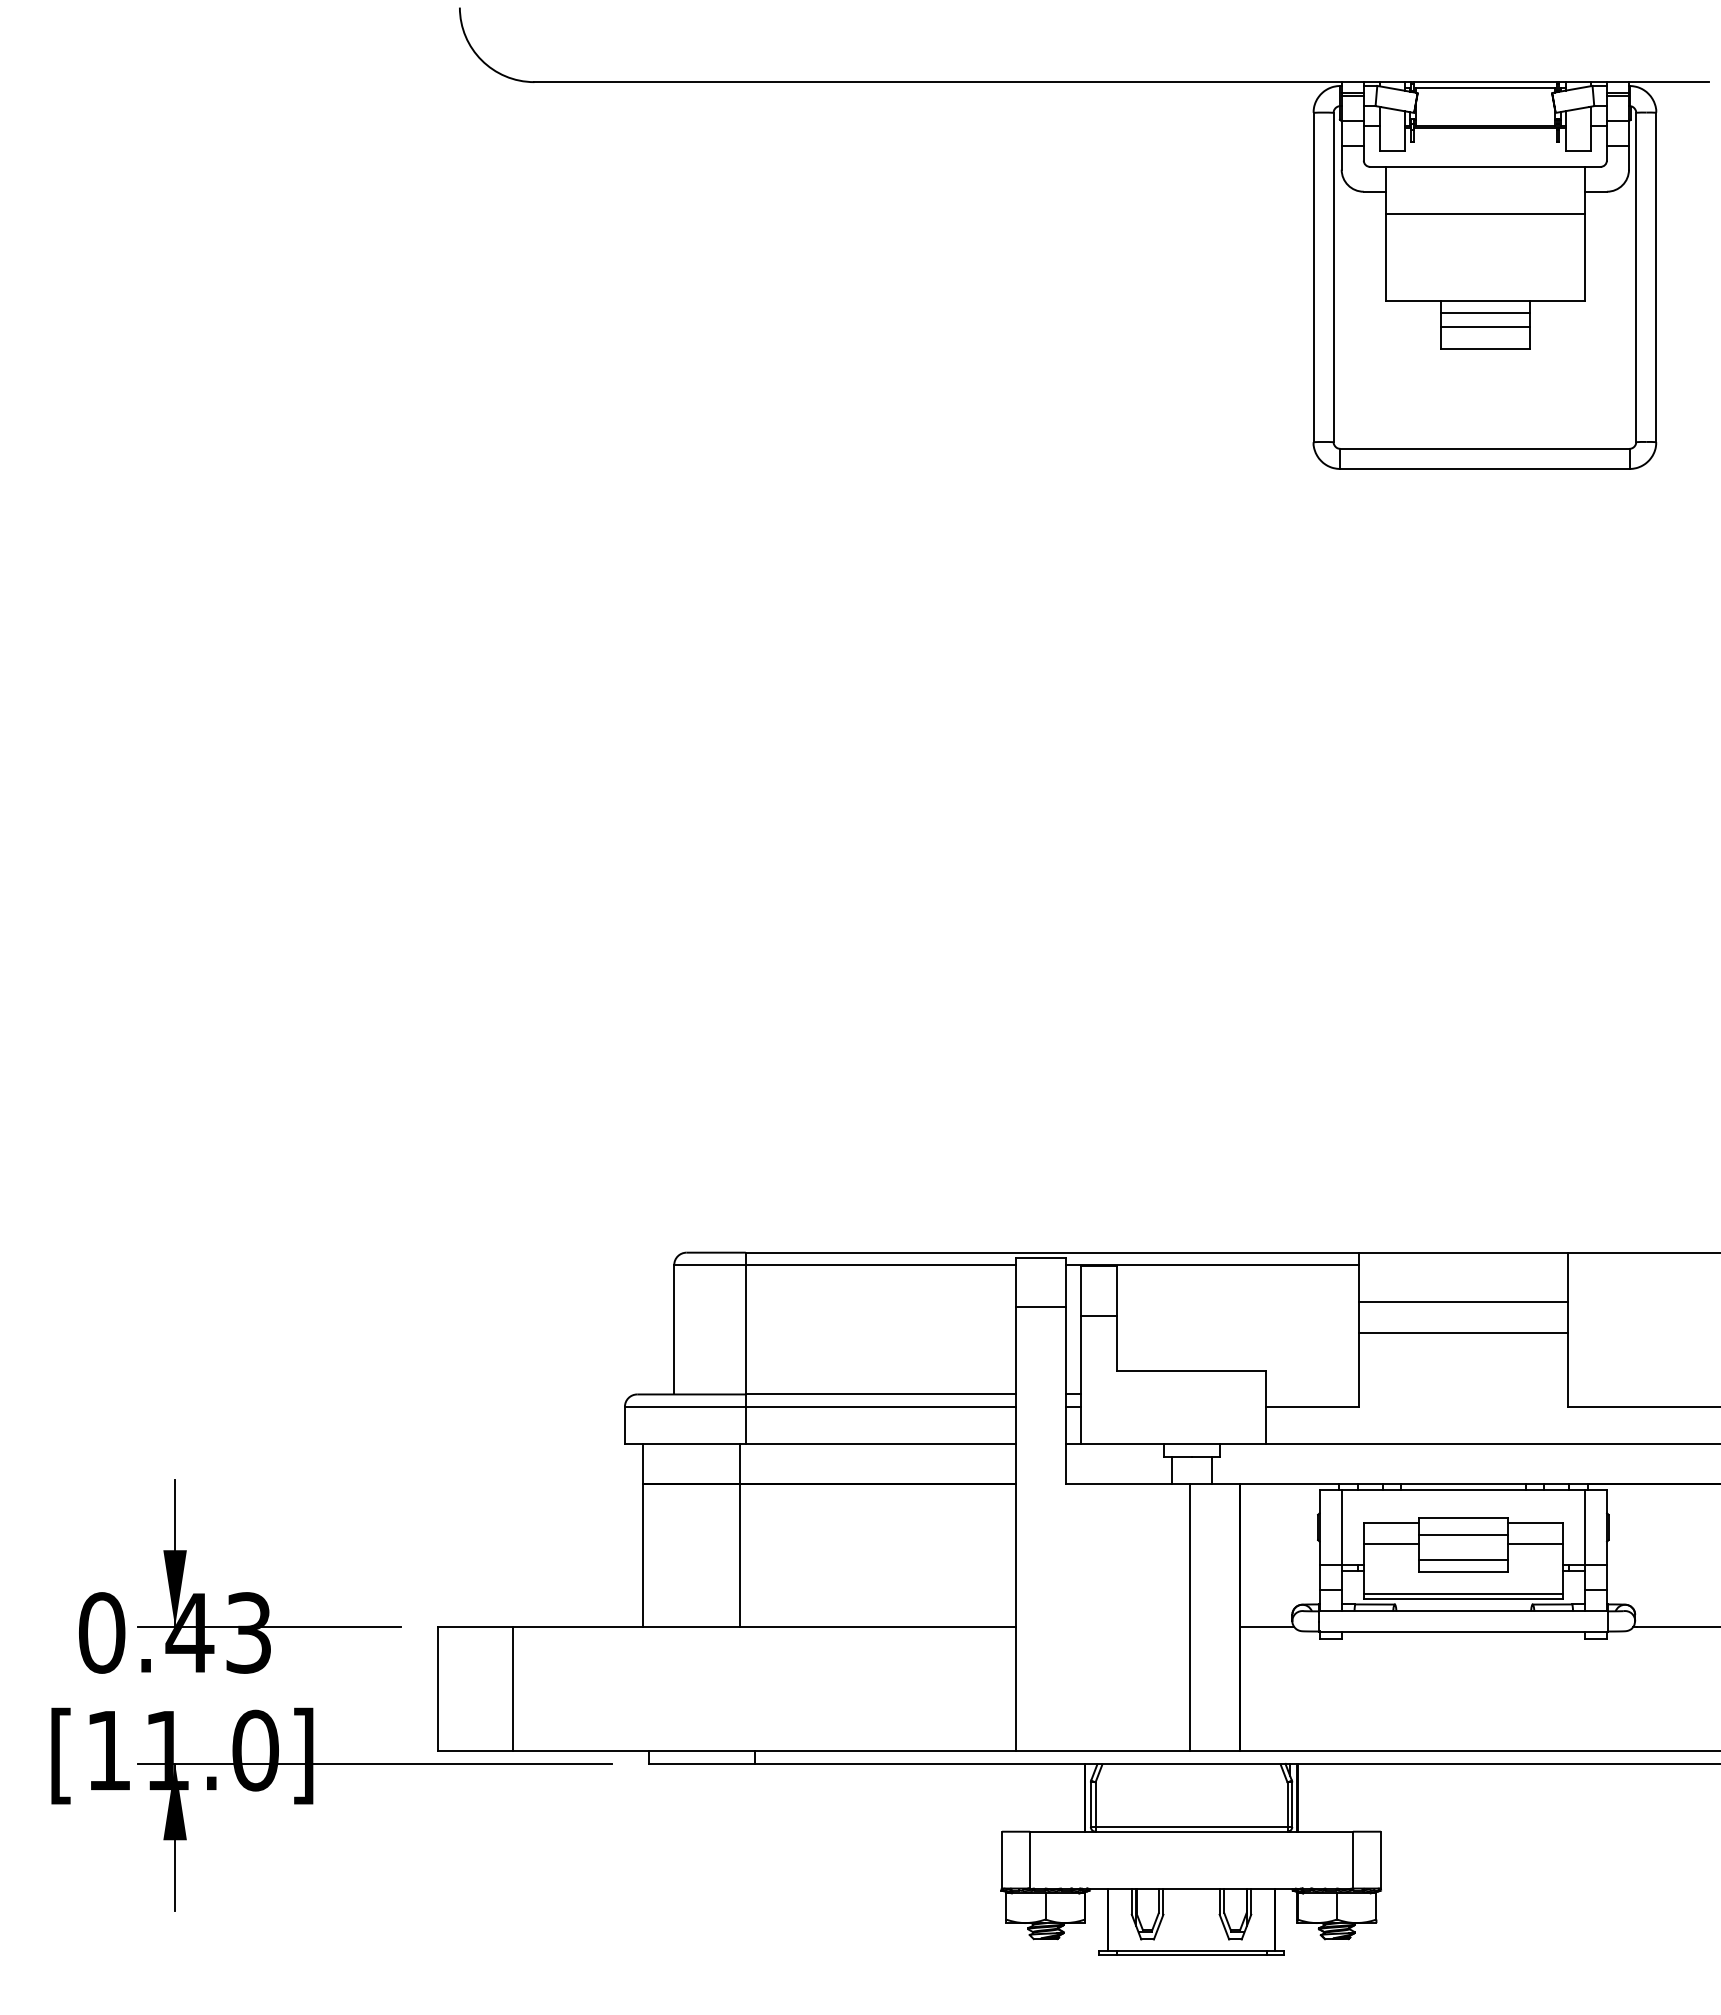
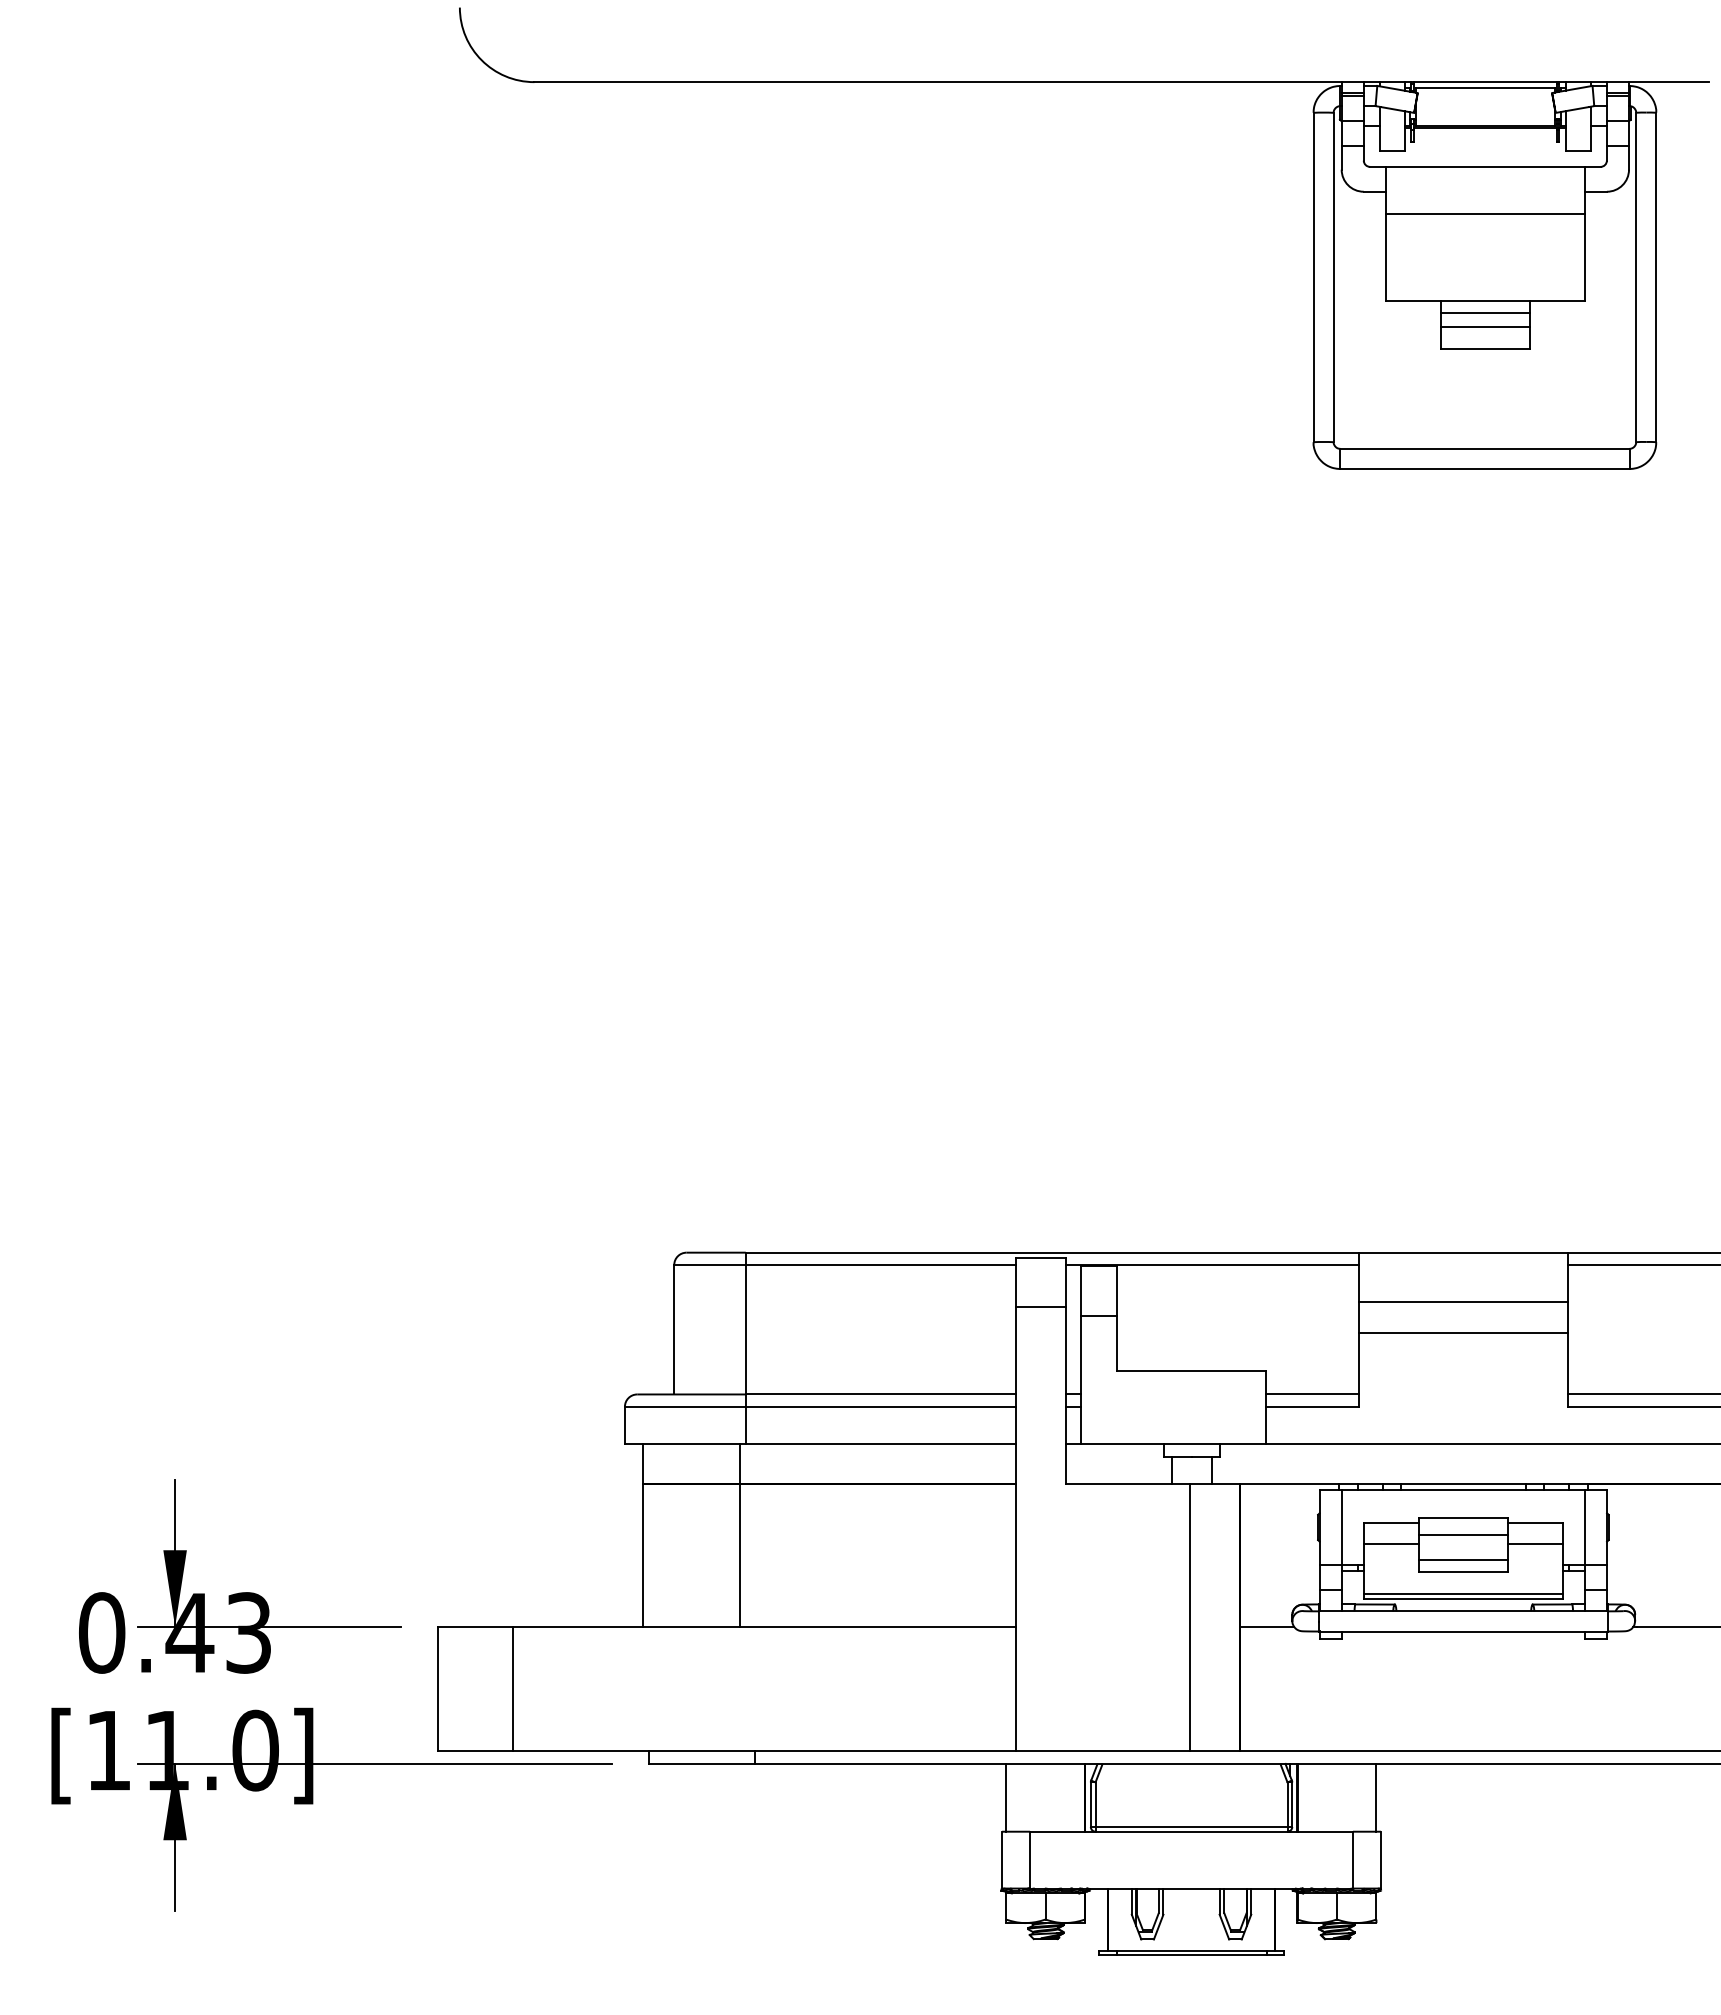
line: none -> present (1642, 1265)
line: none -> present (1312, 1394)
line: none -> present (1642, 1394)
line: none -> present (1006, 1797)
line: none -> present (1376, 1797)
